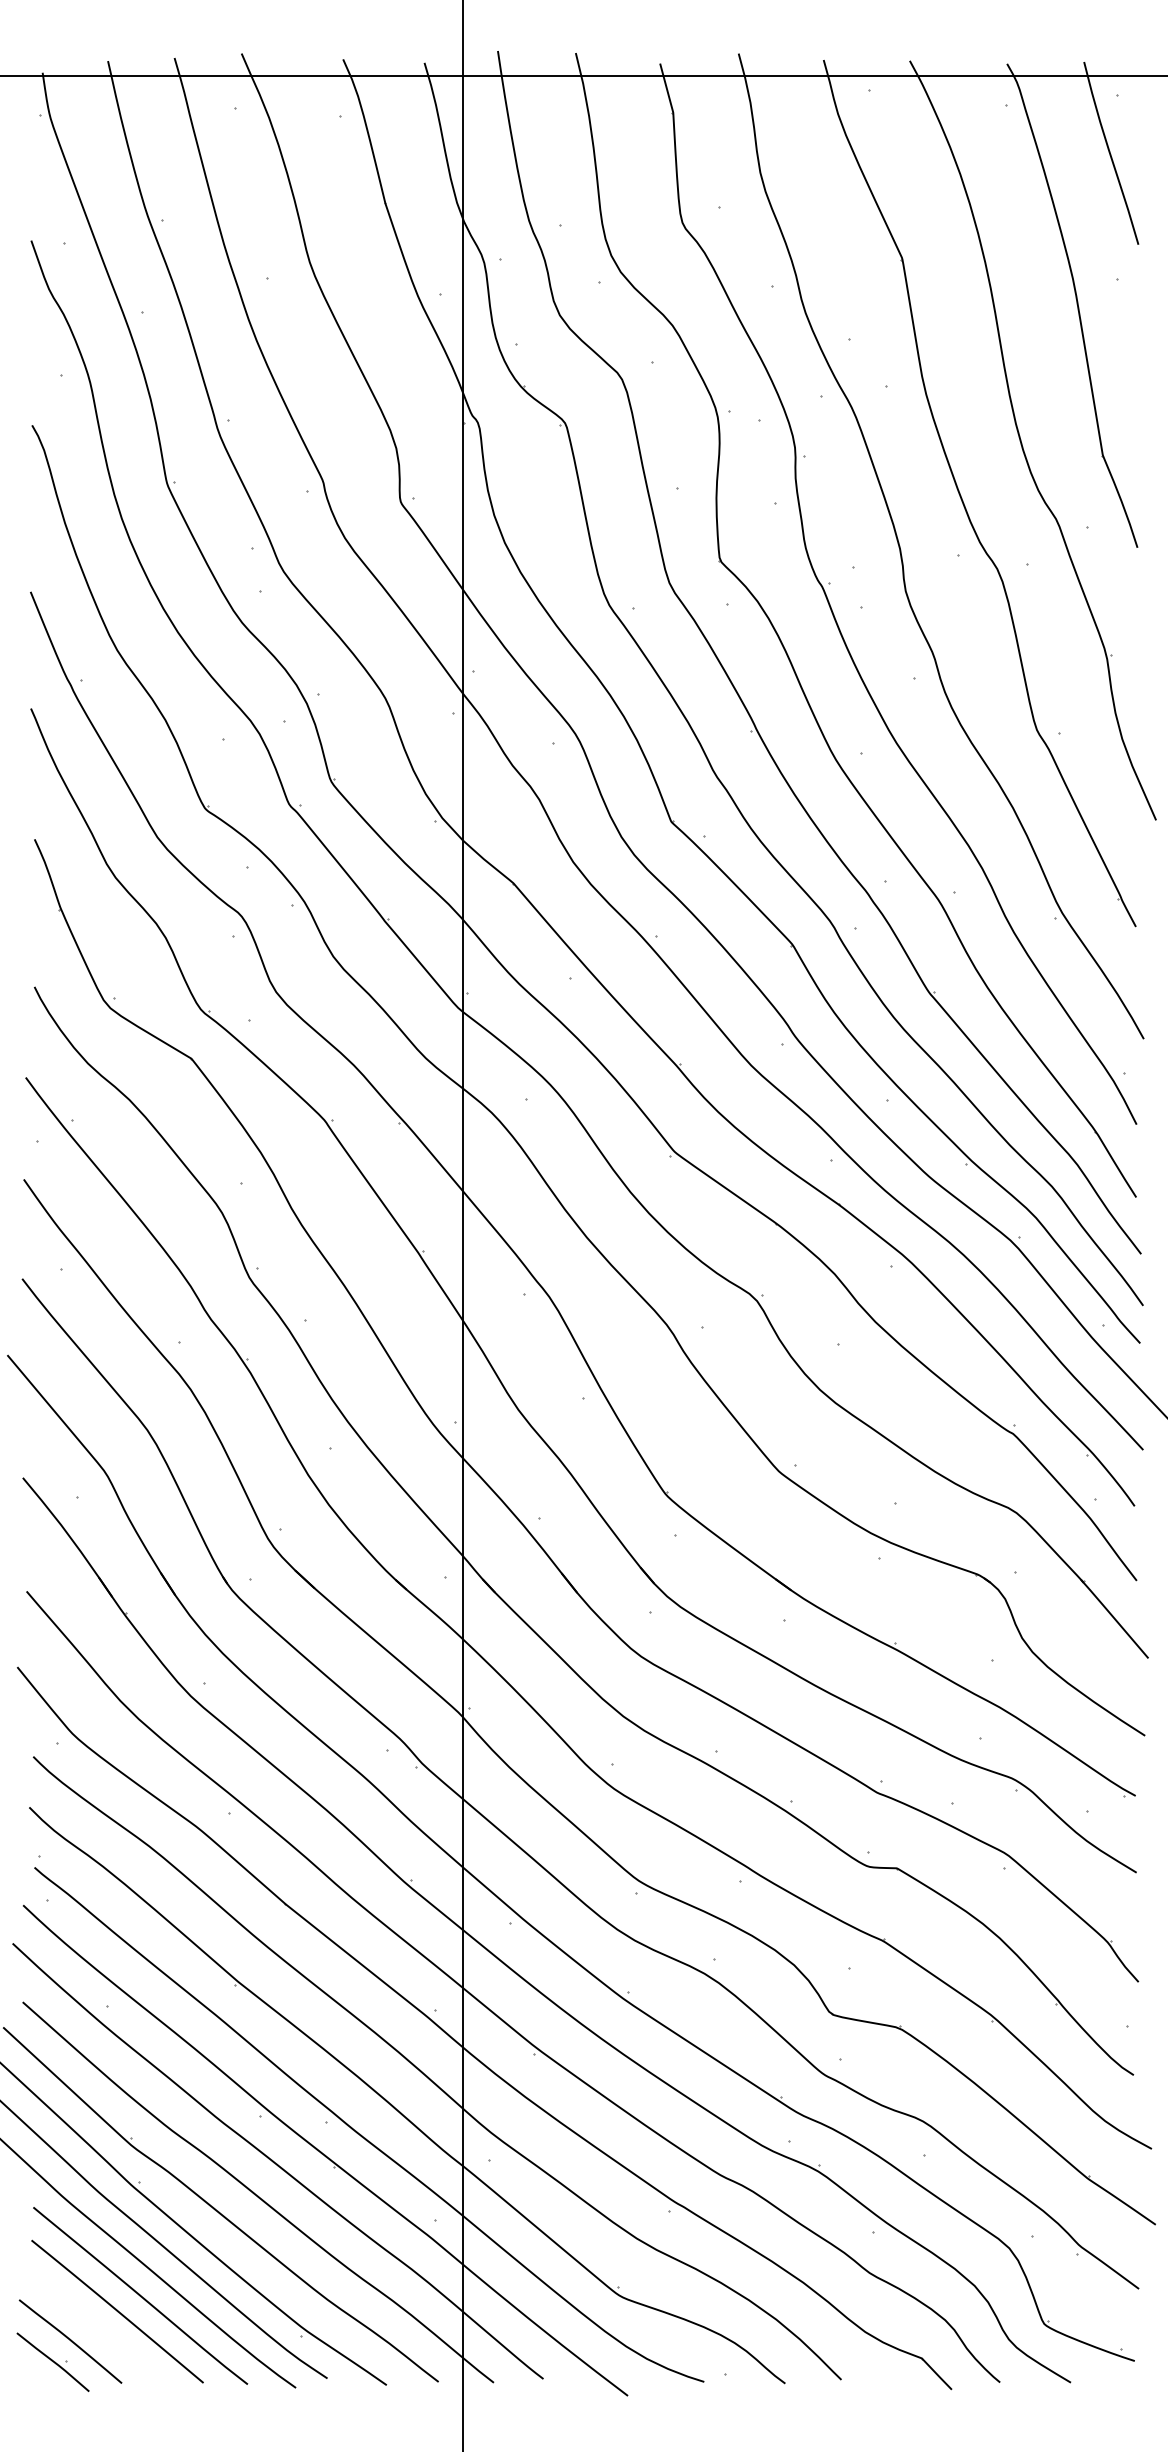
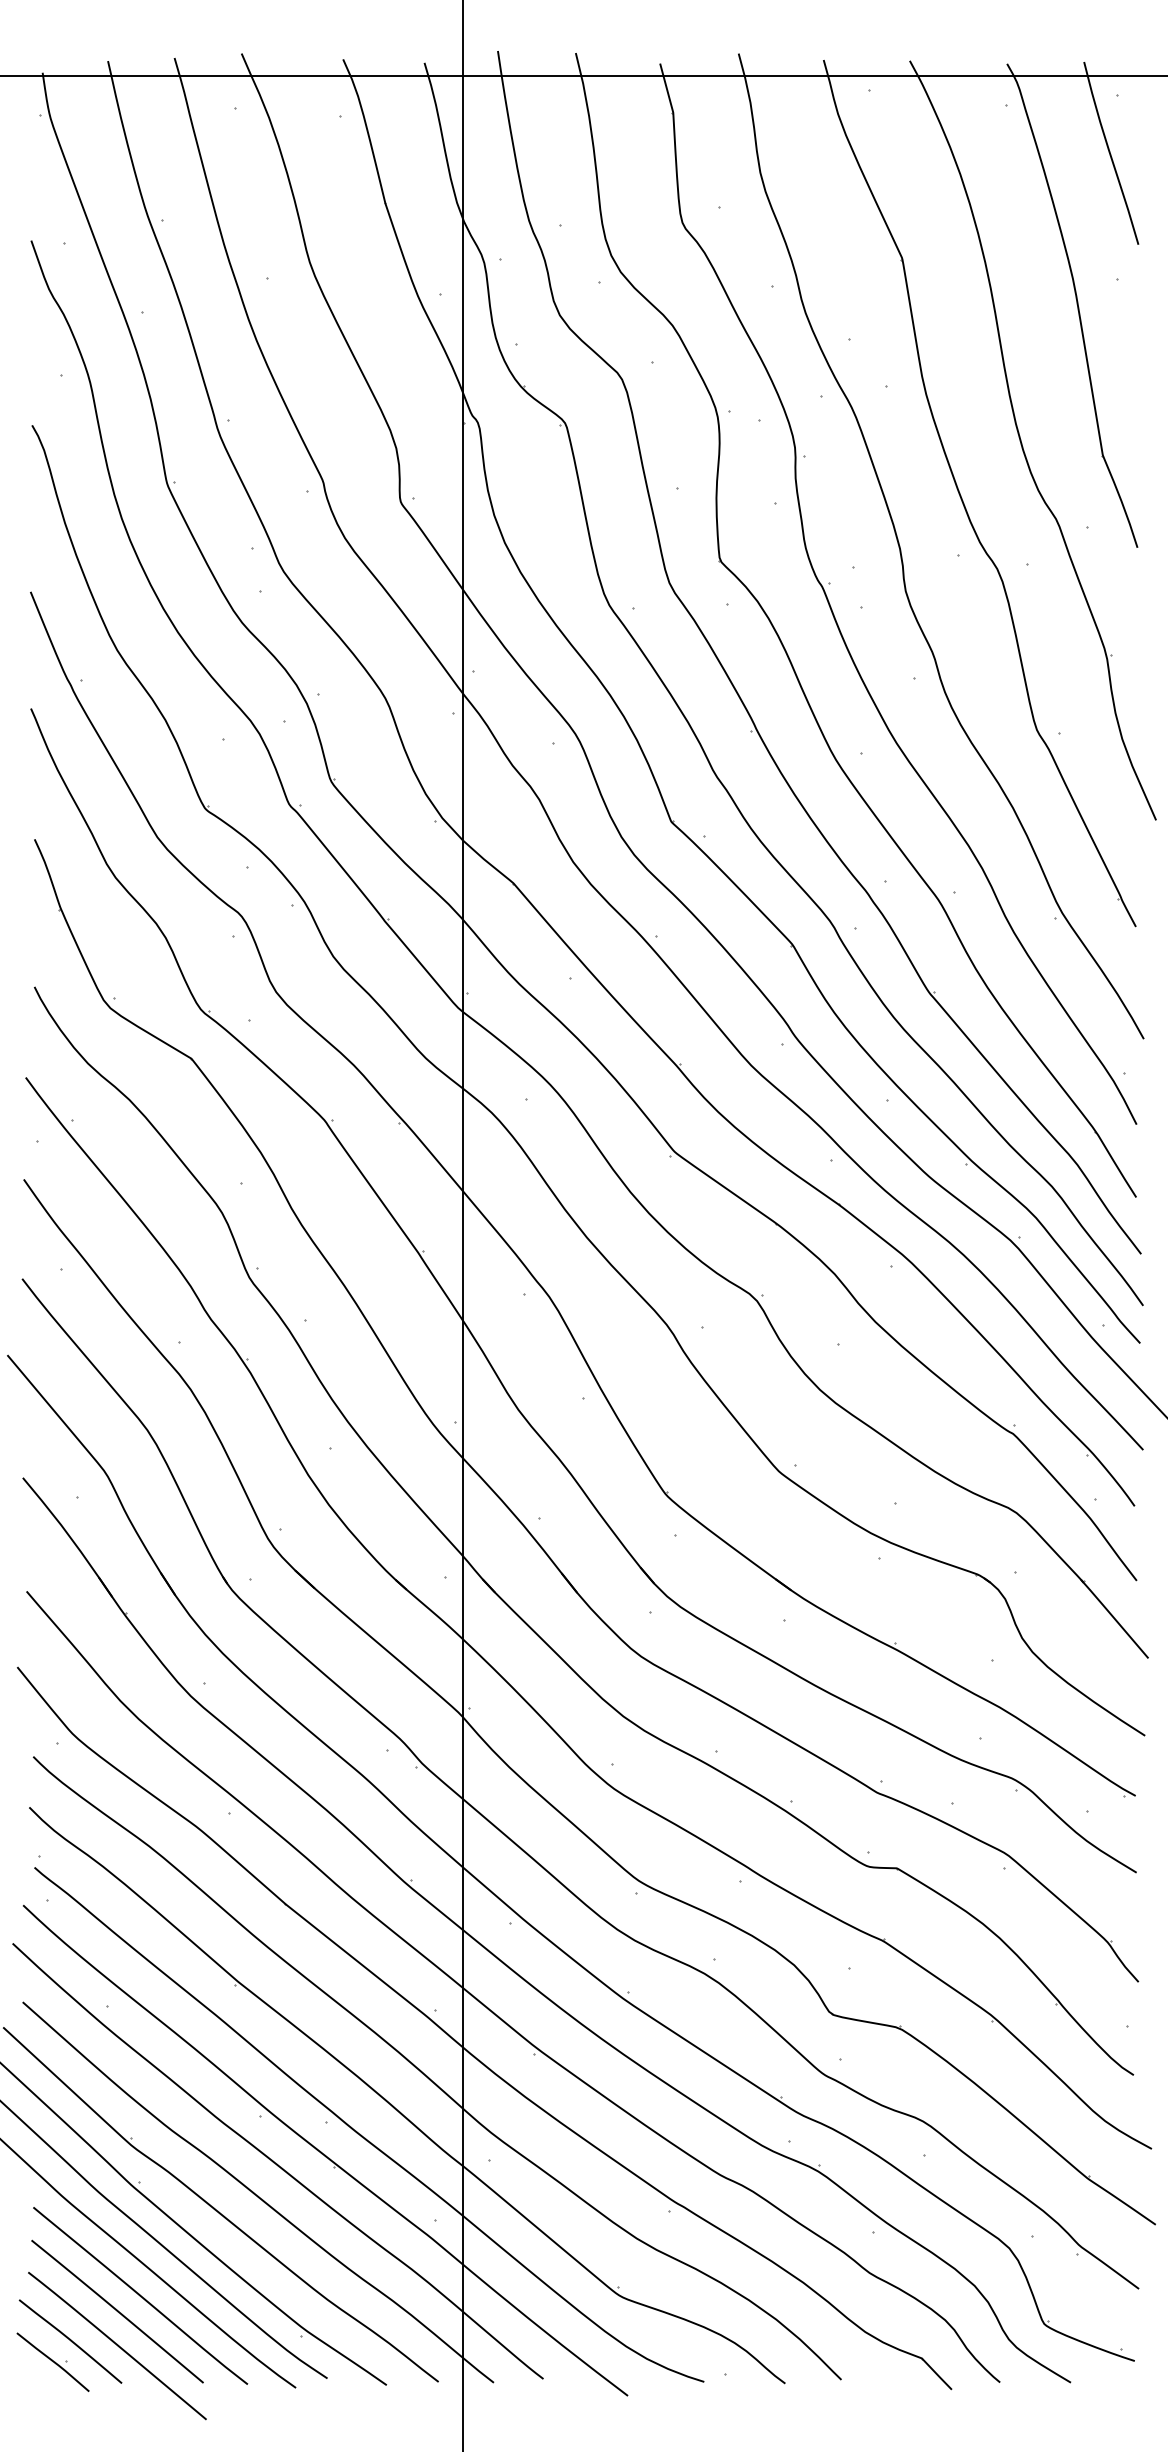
curve: none -> present (117, 2346)
